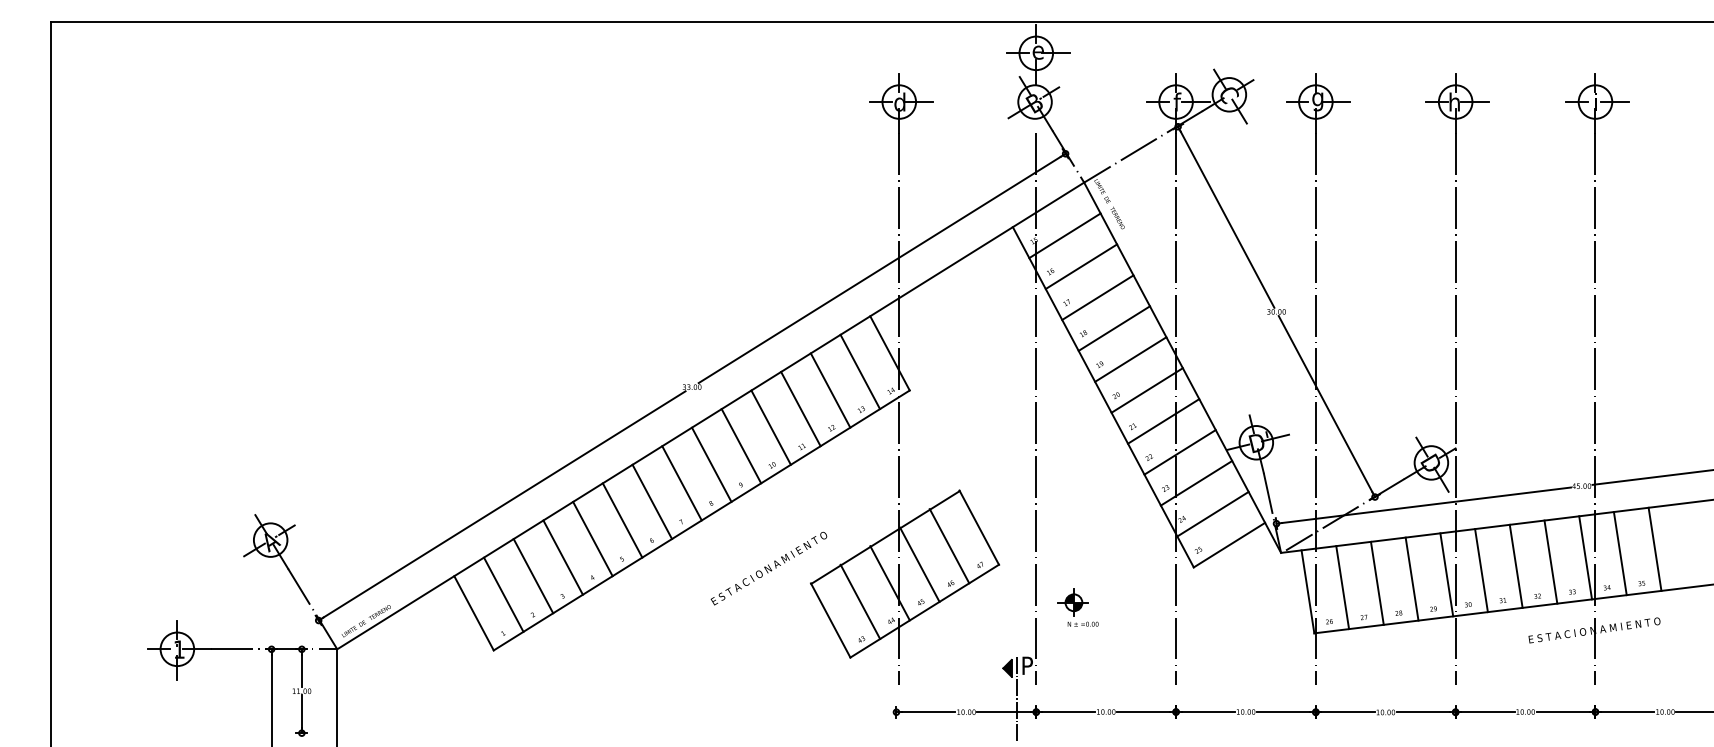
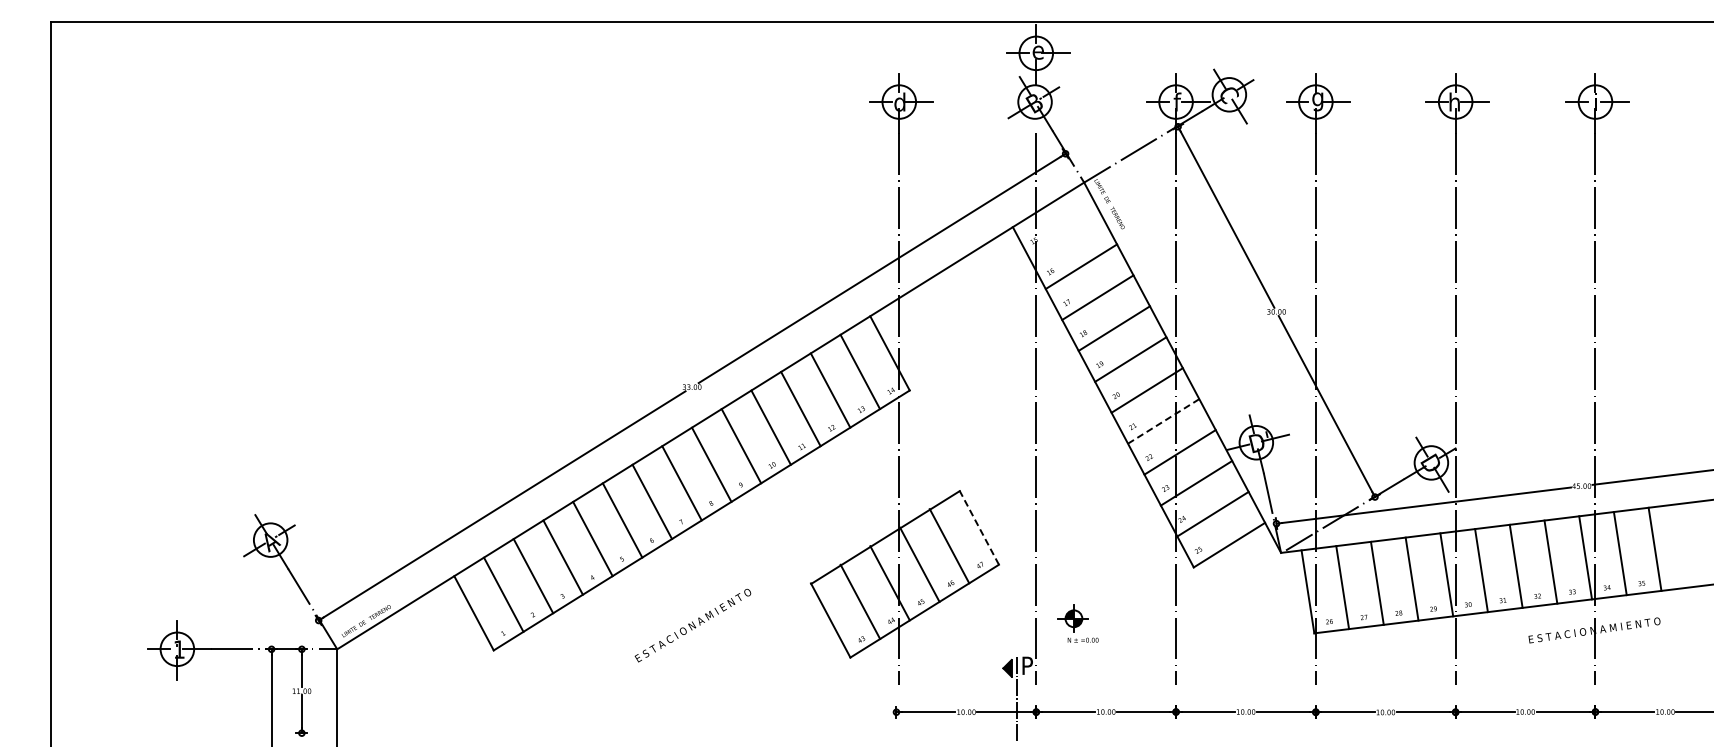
line: present -> none (1064, 235)
line: solid -> dashed (1164, 421)
line: solid -> dashed (979, 528)
text position: (768, 568) -> (692, 625) (692, 625)
part position: (1077, 607) -> (1077, 623) (1077, 623)
